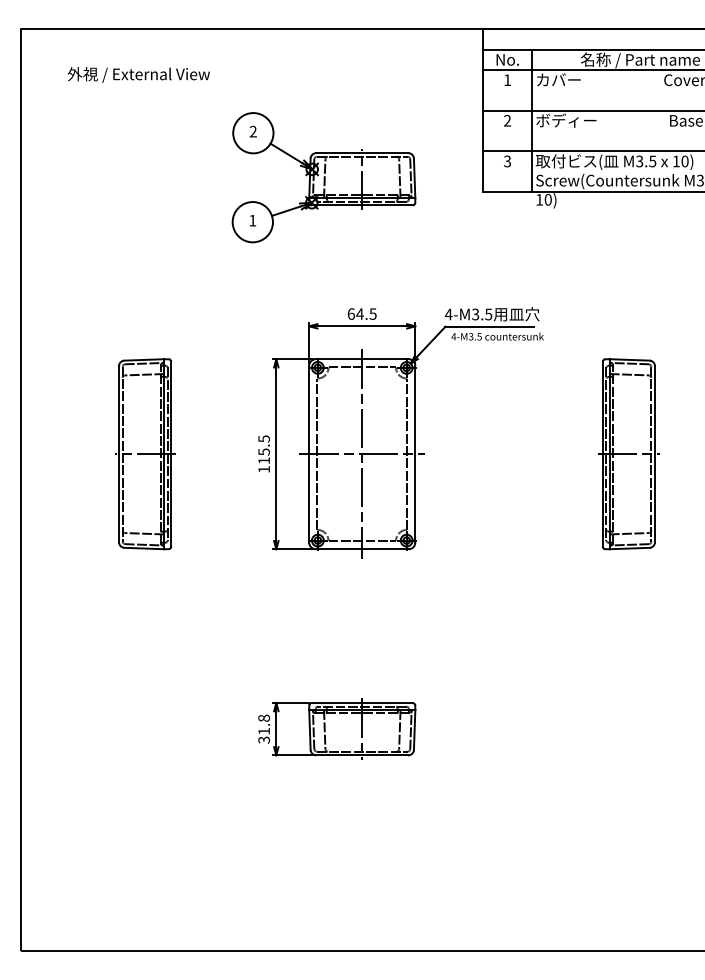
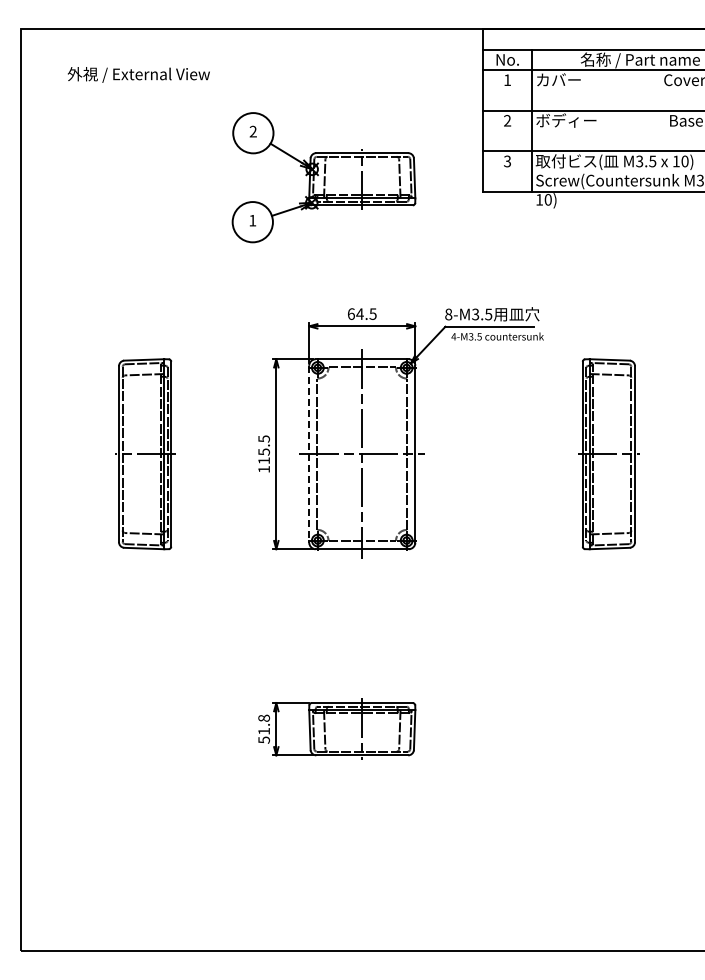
text: 4-M3.5 -> 8-M3.5 (448, 314)
line: solid -> dashed (309, 454)
part position: (628, 454) -> (608, 454) (608, 454)
text: 31.8 -> 51.8 (263, 739)
